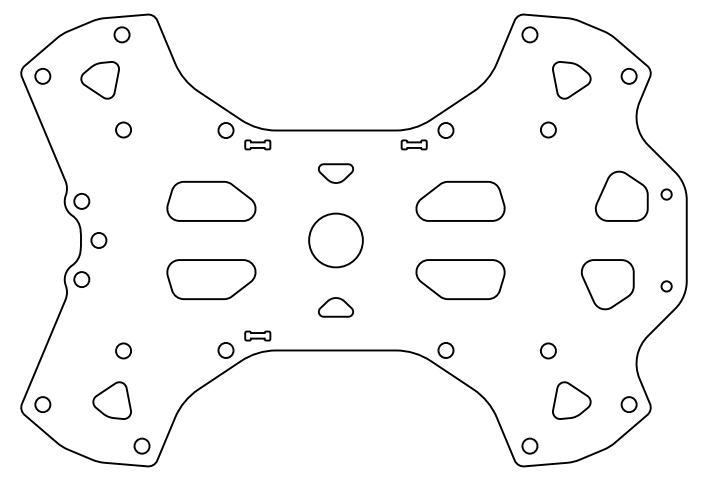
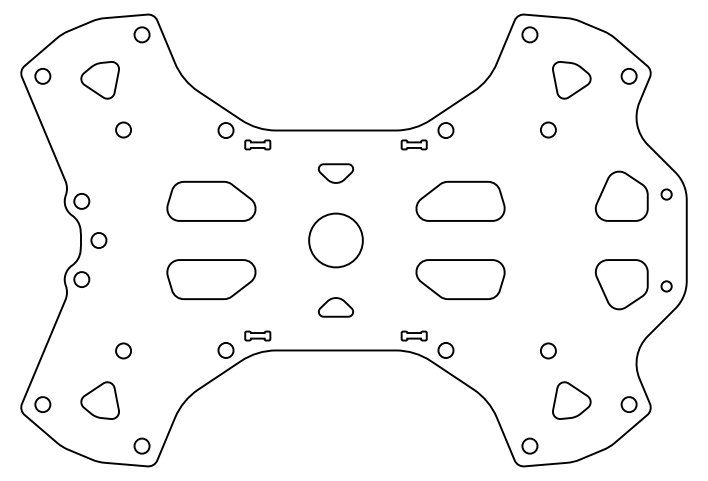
circle position: (121, 34) -> (141, 34) (141, 34)
part position: (607, 284) -> (621, 284) (621, 284)
part: none -> present (413, 335)
part position: (111, 400) -> (99, 400) (99, 400)
